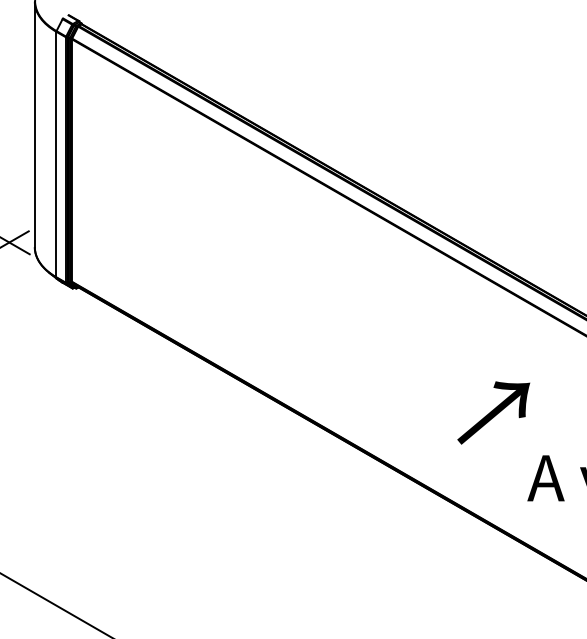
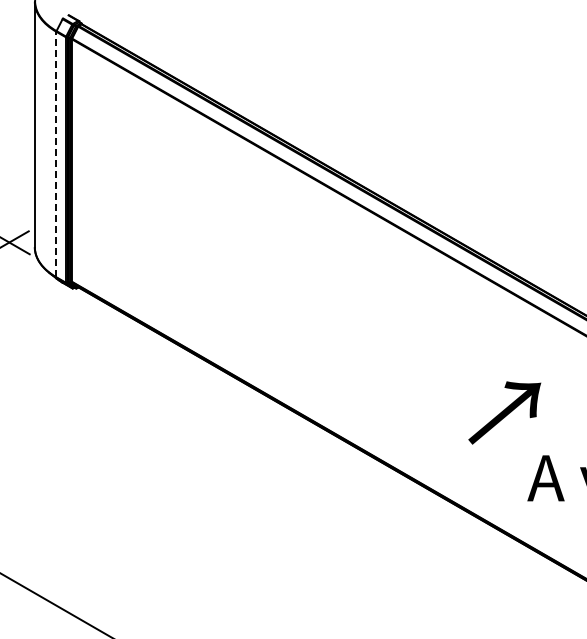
line: solid -> dashed (56, 154)
text position: (493, 412) -> (504, 412) (504, 412)
